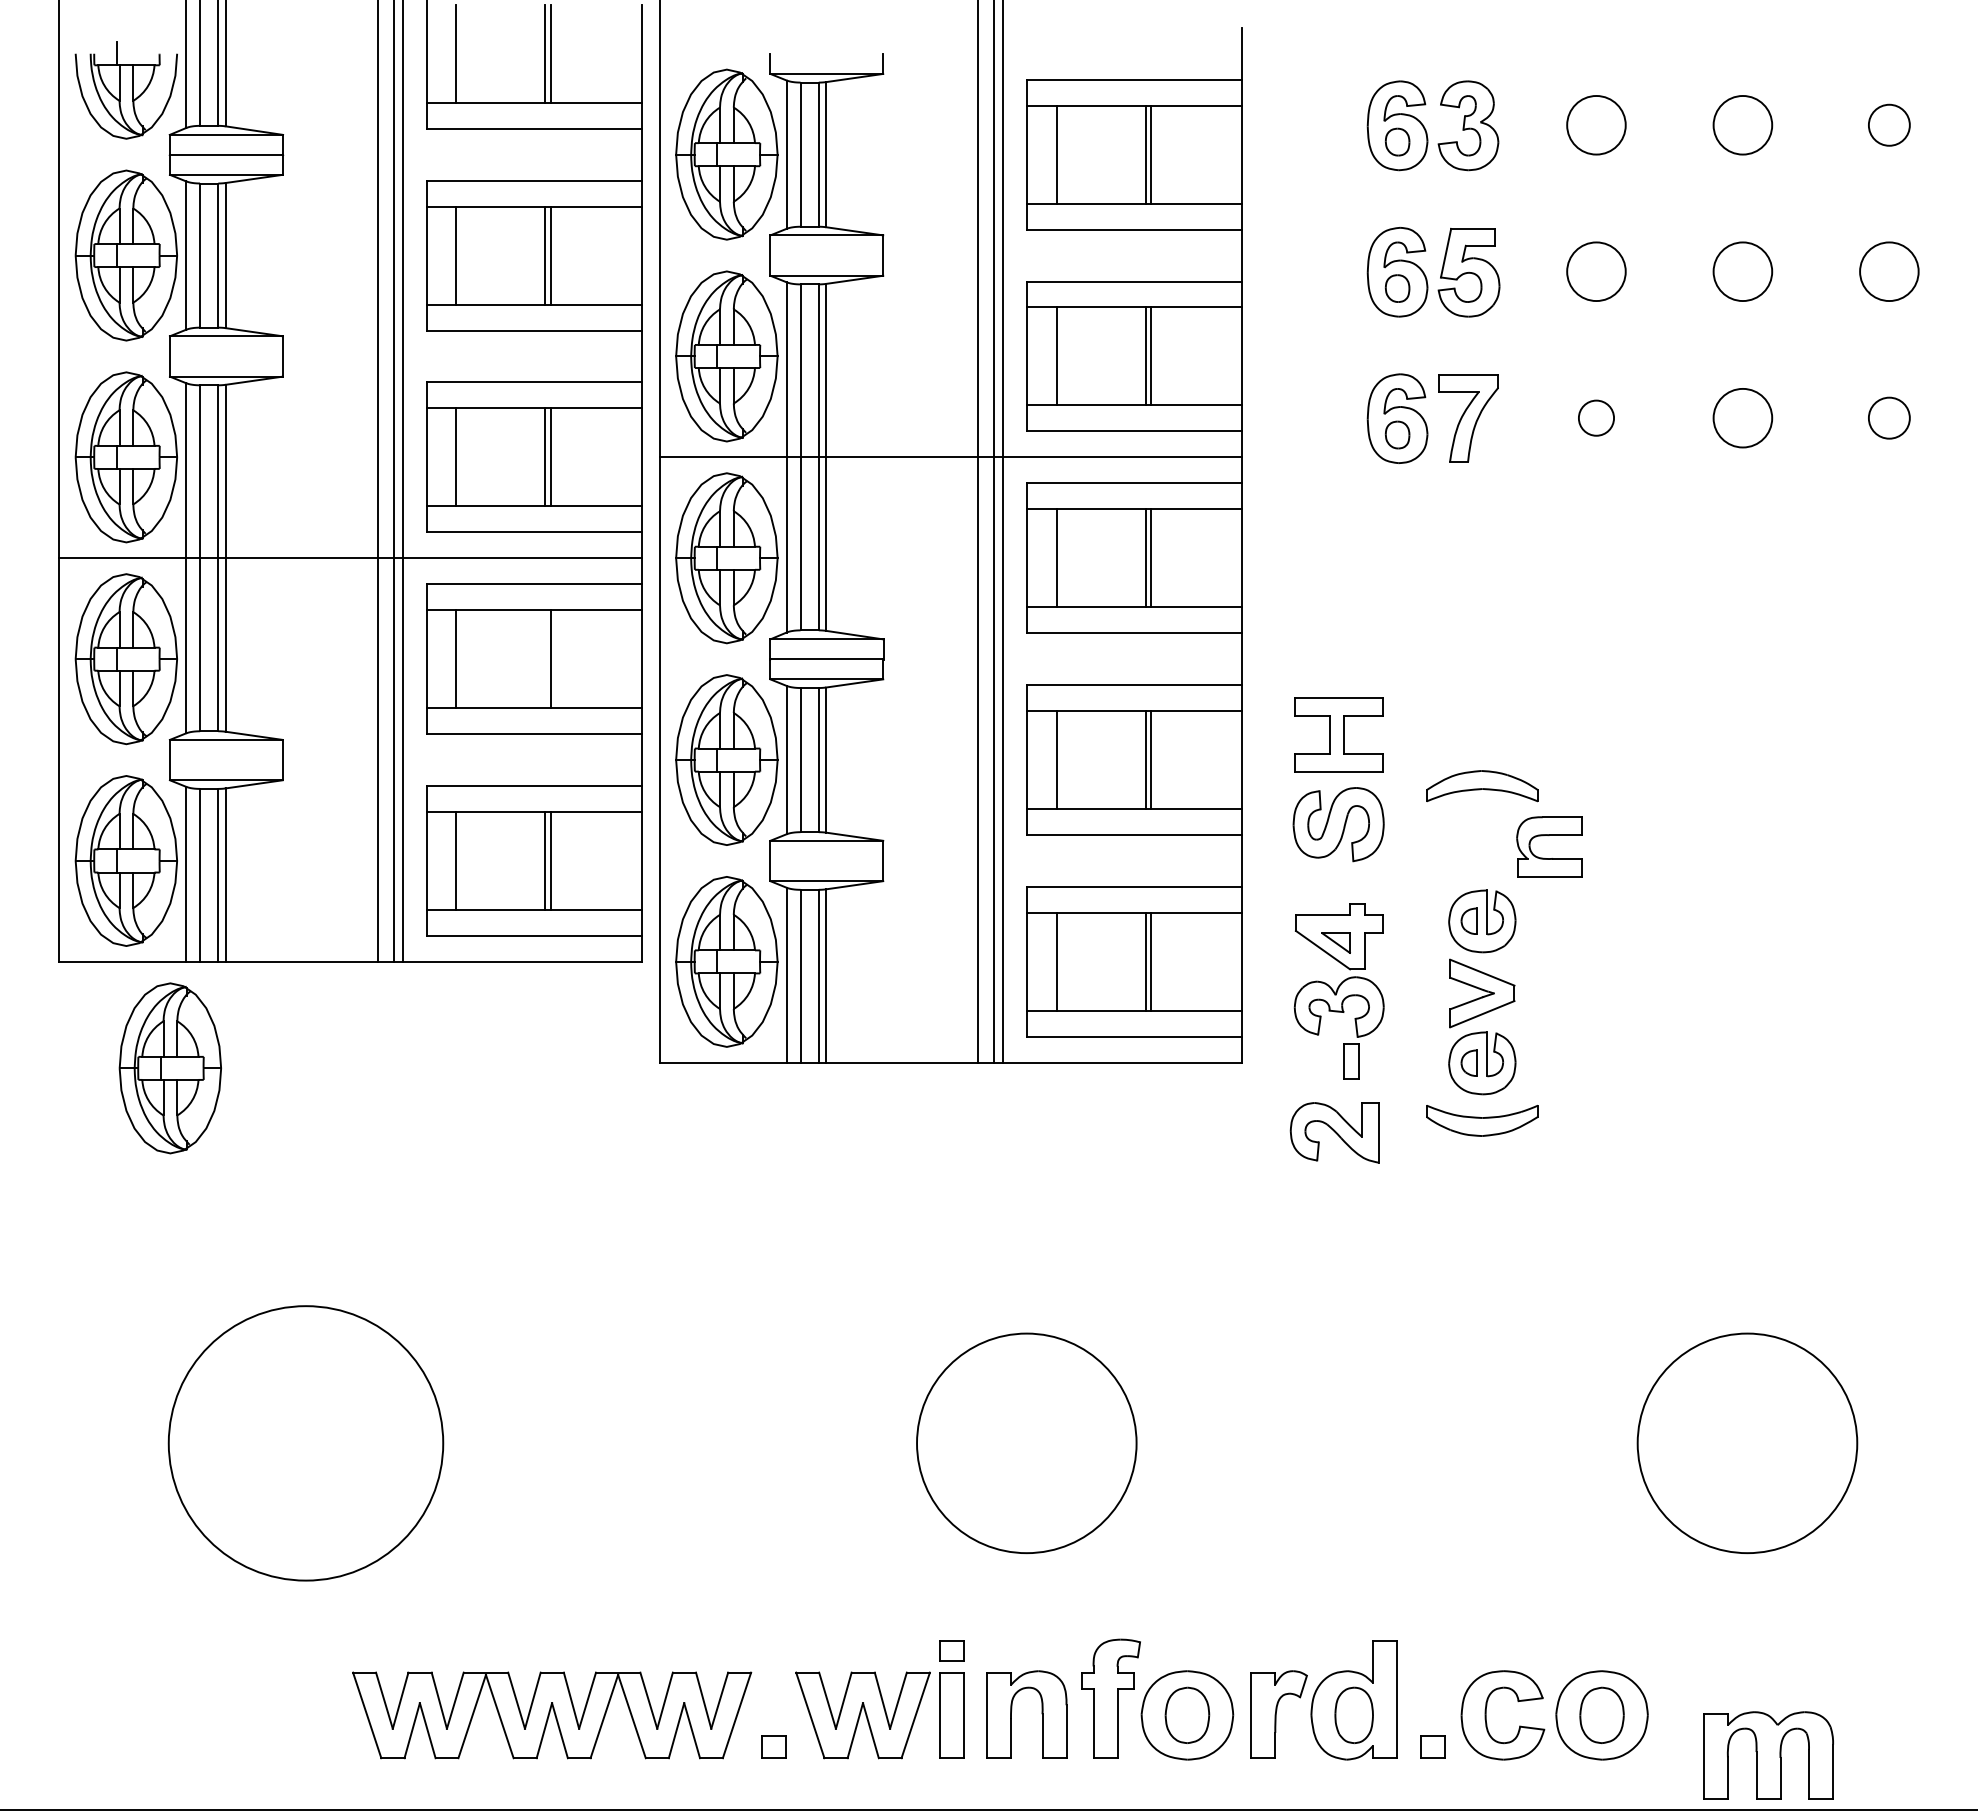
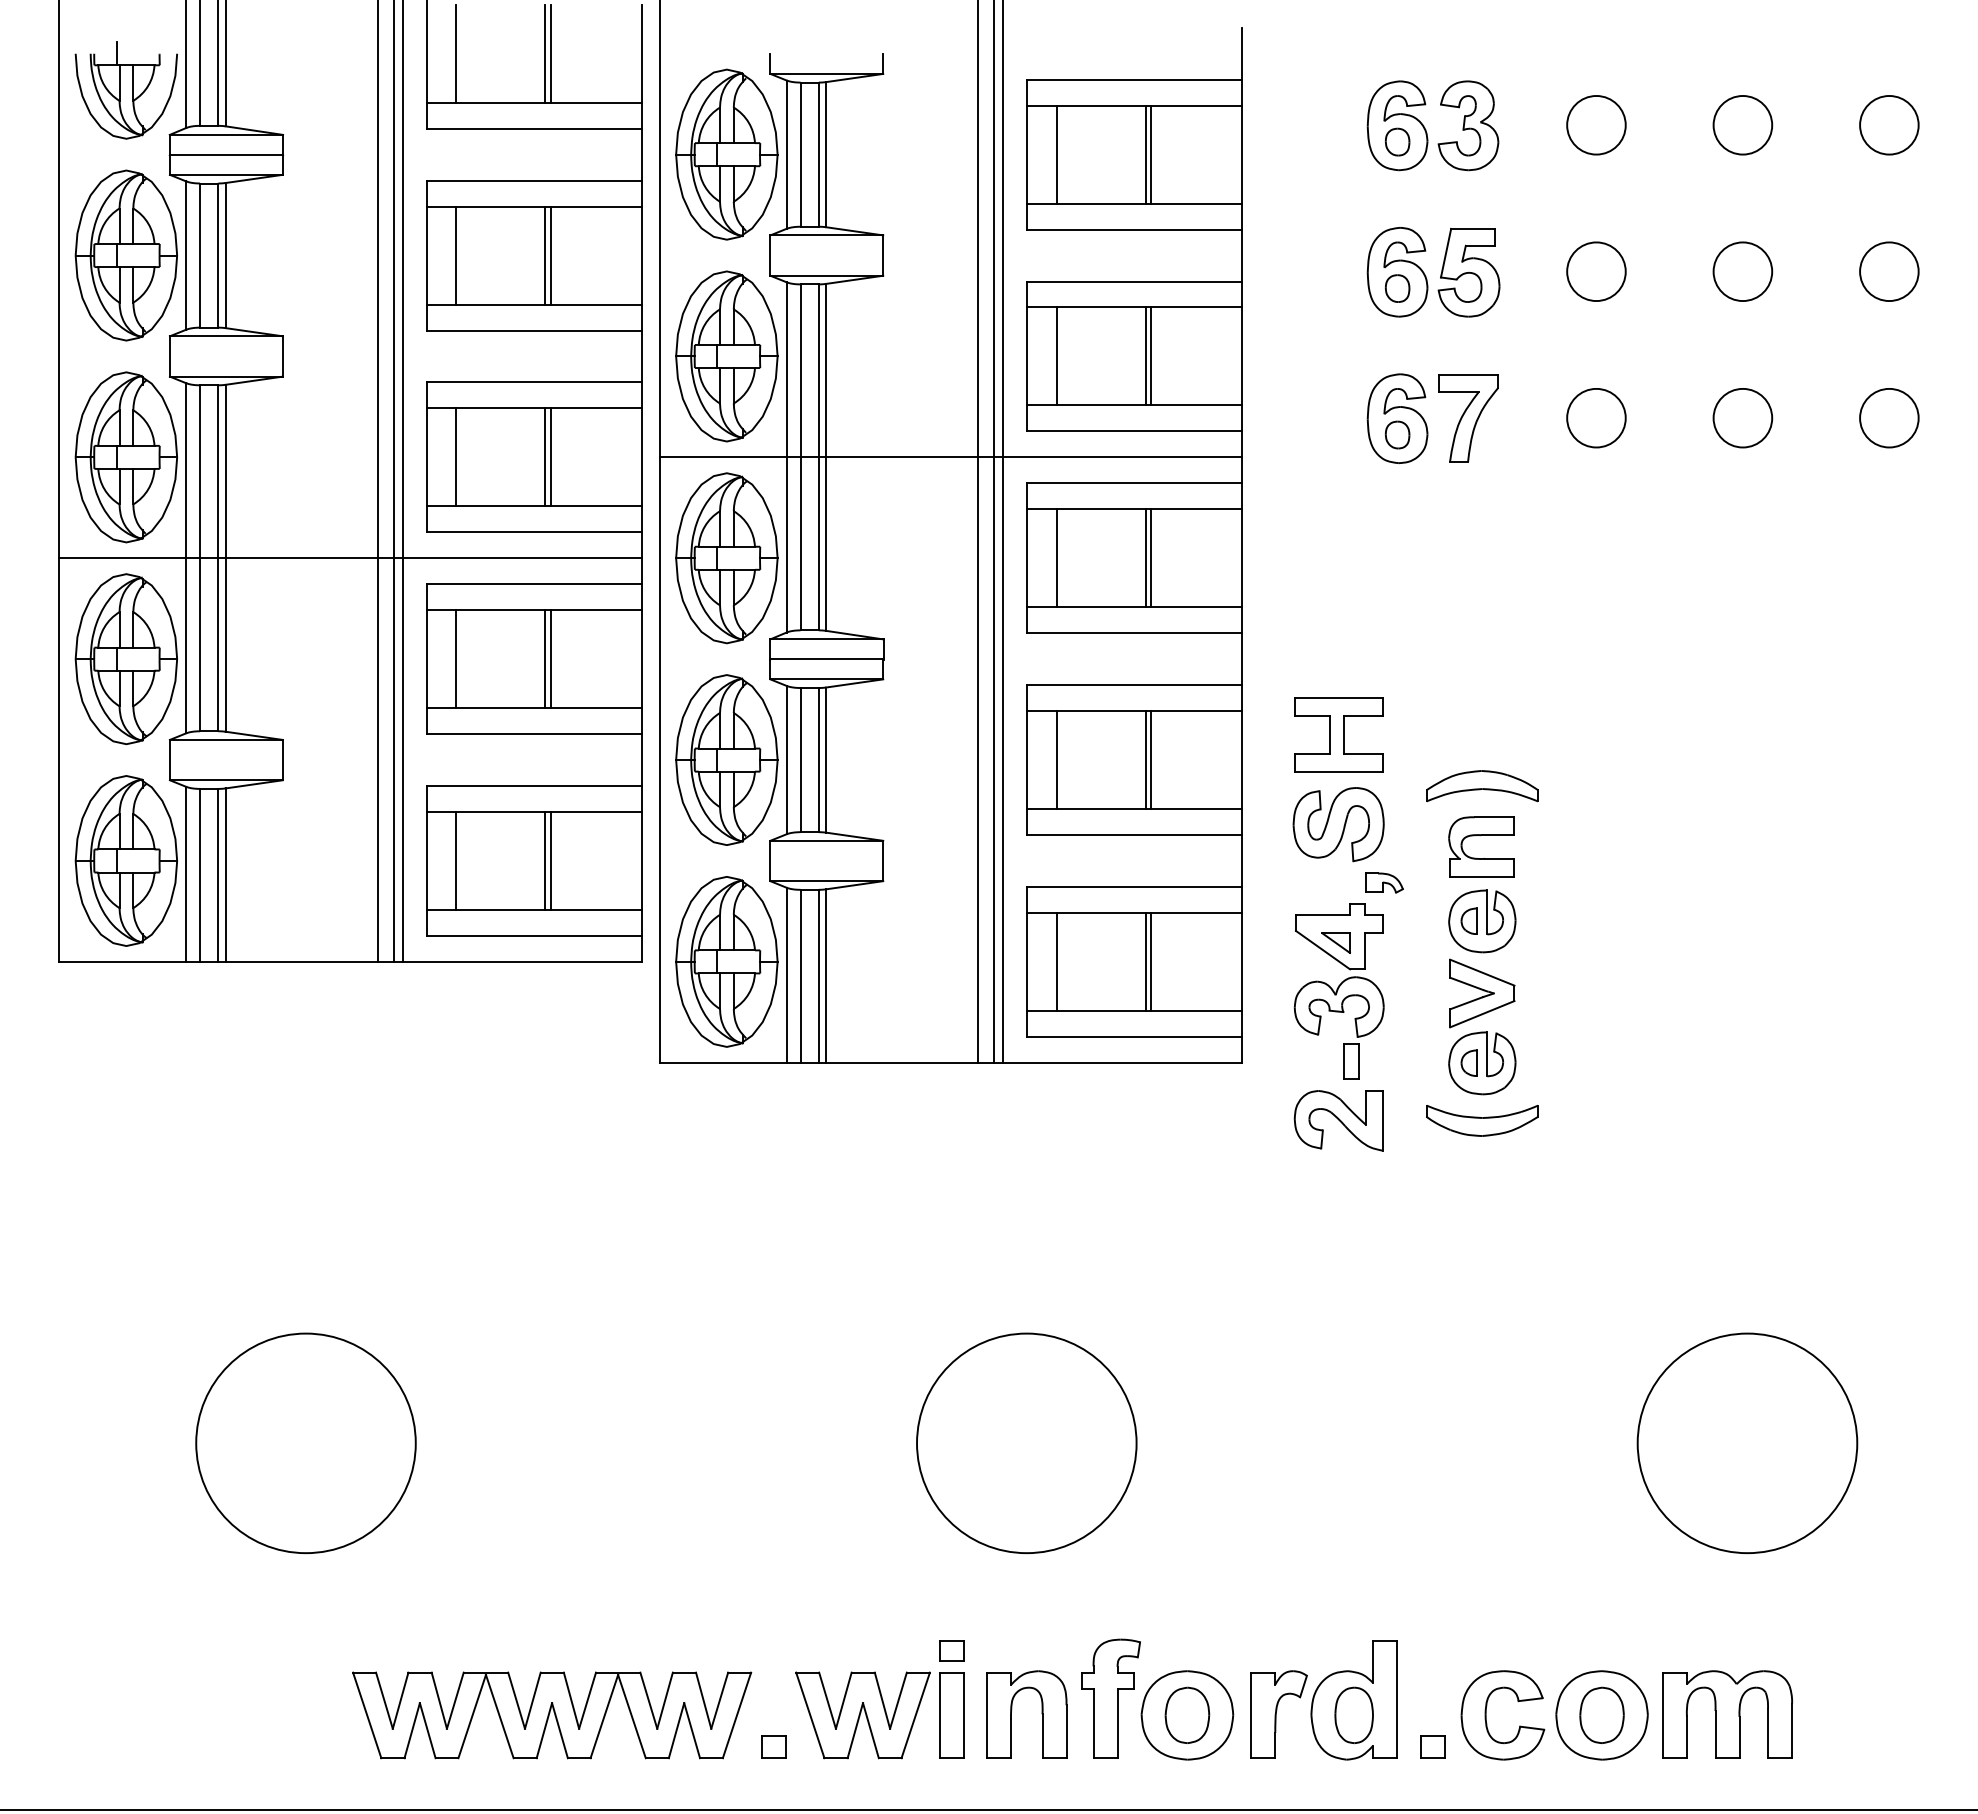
circle diameter: 41 px -> 59 px (1889, 125)
circle diameter: 35 px -> 59 px (1596, 417)
circle diameter: 41 px -> 59 px (1889, 417)
line: none -> present (545, 659)
part position: (1549, 835) -> (1481, 835) (1481, 835)
part: none -> present (1384, 882)
part: present -> none (169, 1068)
part position: (1334, 1132) -> (1338, 1120) (1338, 1120)
circle diameter: 274 px -> 220 px (305, 1443)
part position: (1768, 1755) -> (1727, 1714) (1727, 1714)
